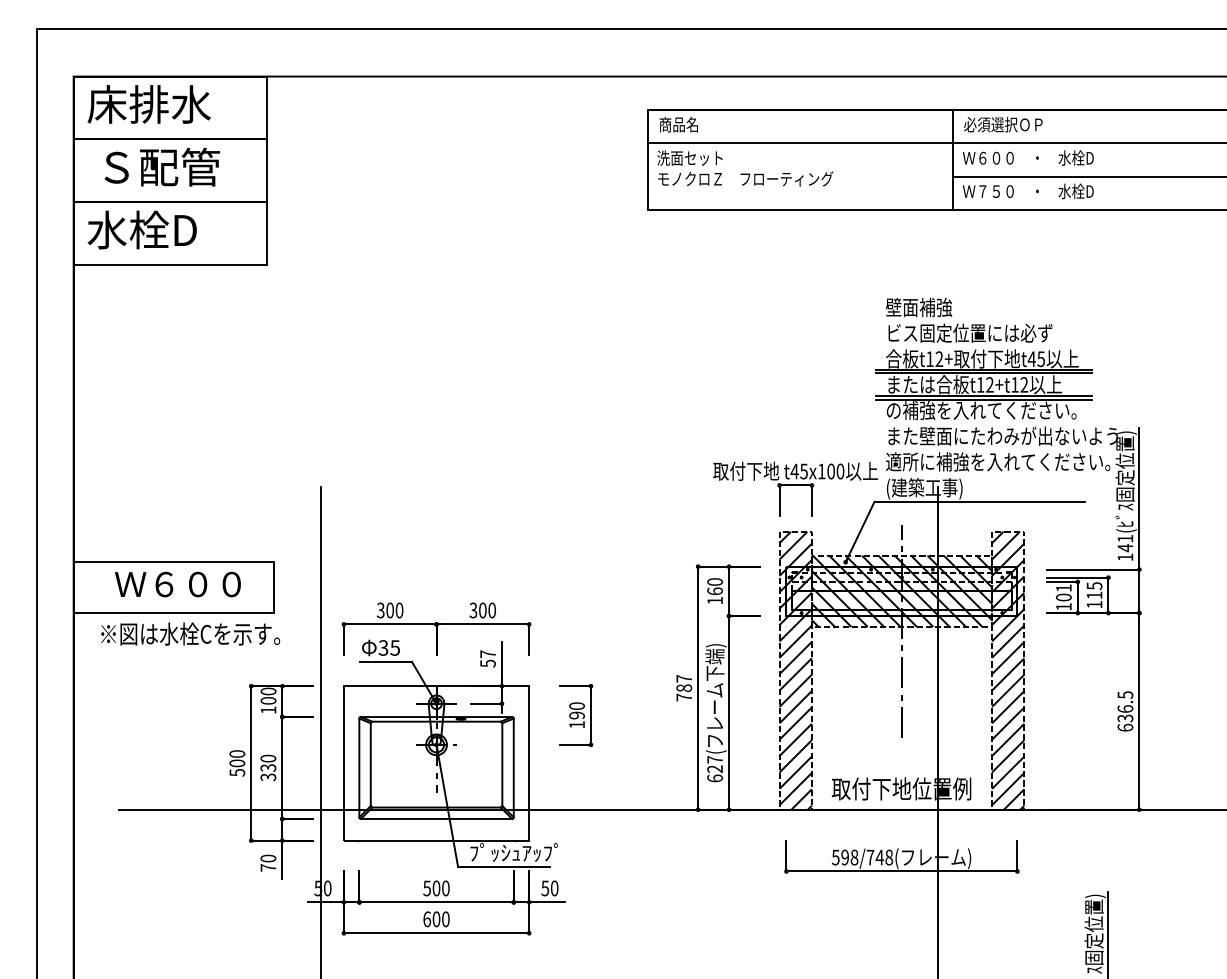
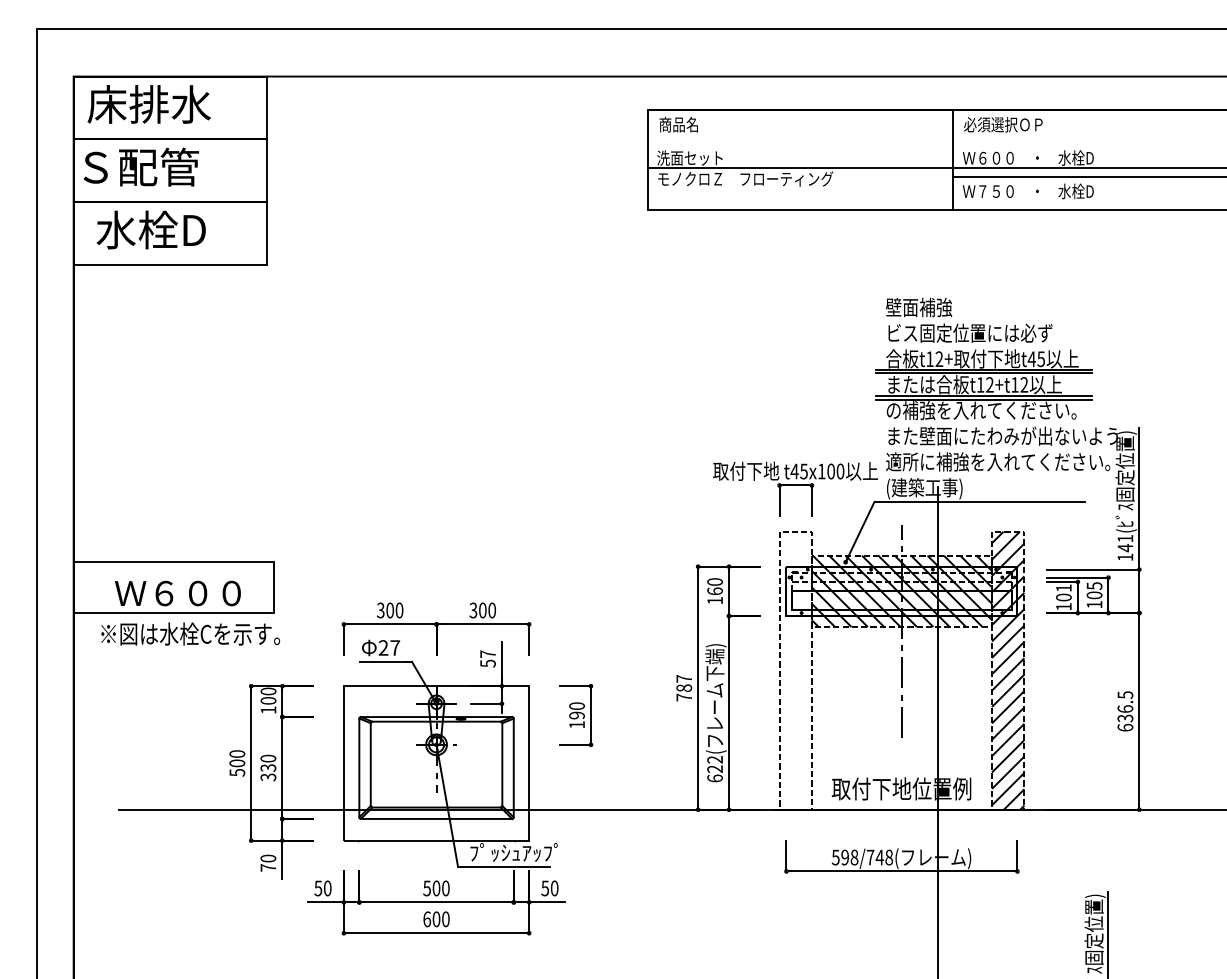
line position: (935, 143) -> (935, 168) (935, 168)
text position: (161, 166) -> (140, 166) (140, 166)
text position: (141, 229) -> (150, 229) (150, 229)
text position: (177, 584) -> (177, 593) (177, 593)
text: 115 -> 105 (1094, 595)
text: 35 -> 27 (389, 647)
hatch: present -> none (795, 670)
line: present -> none (320, 731)
text: 627( -> 622( (714, 759)
